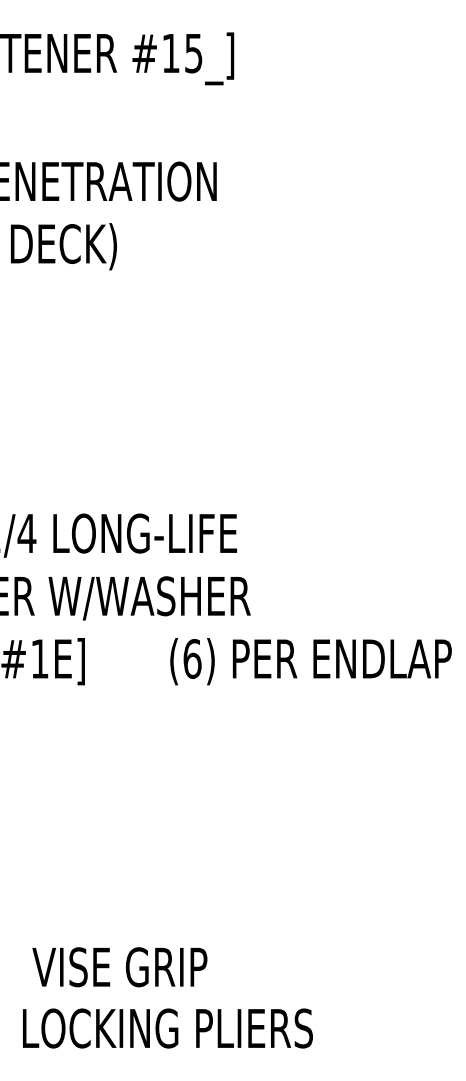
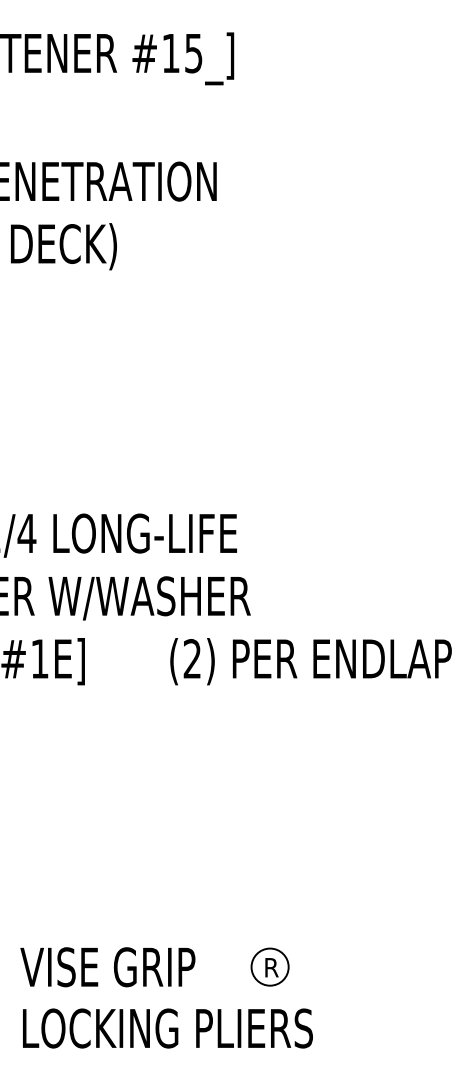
text: (6) -> (2) (192, 658)
part: none -> present (269, 966)
text position: (119, 967) -> (107, 967) (107, 967)
